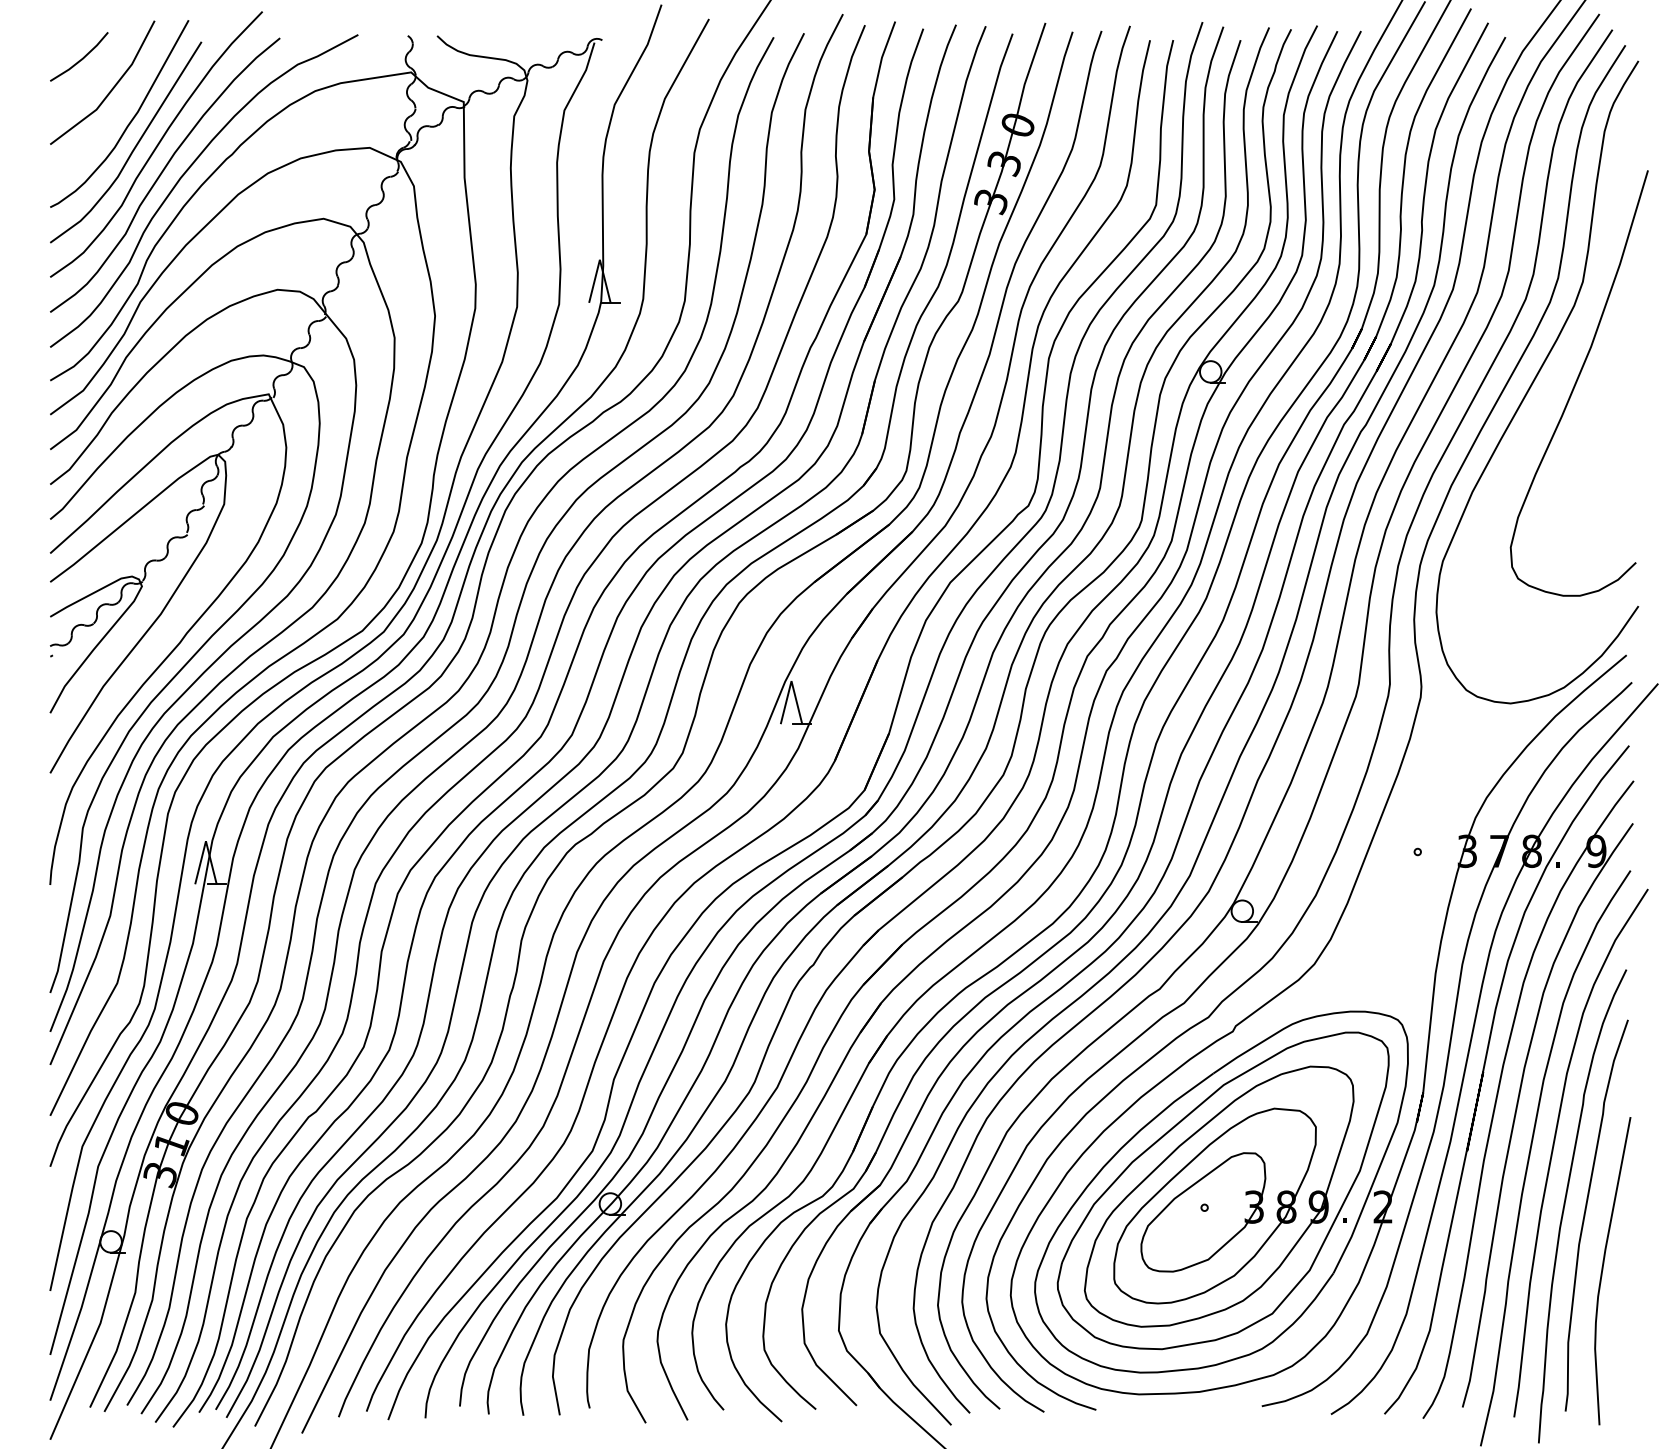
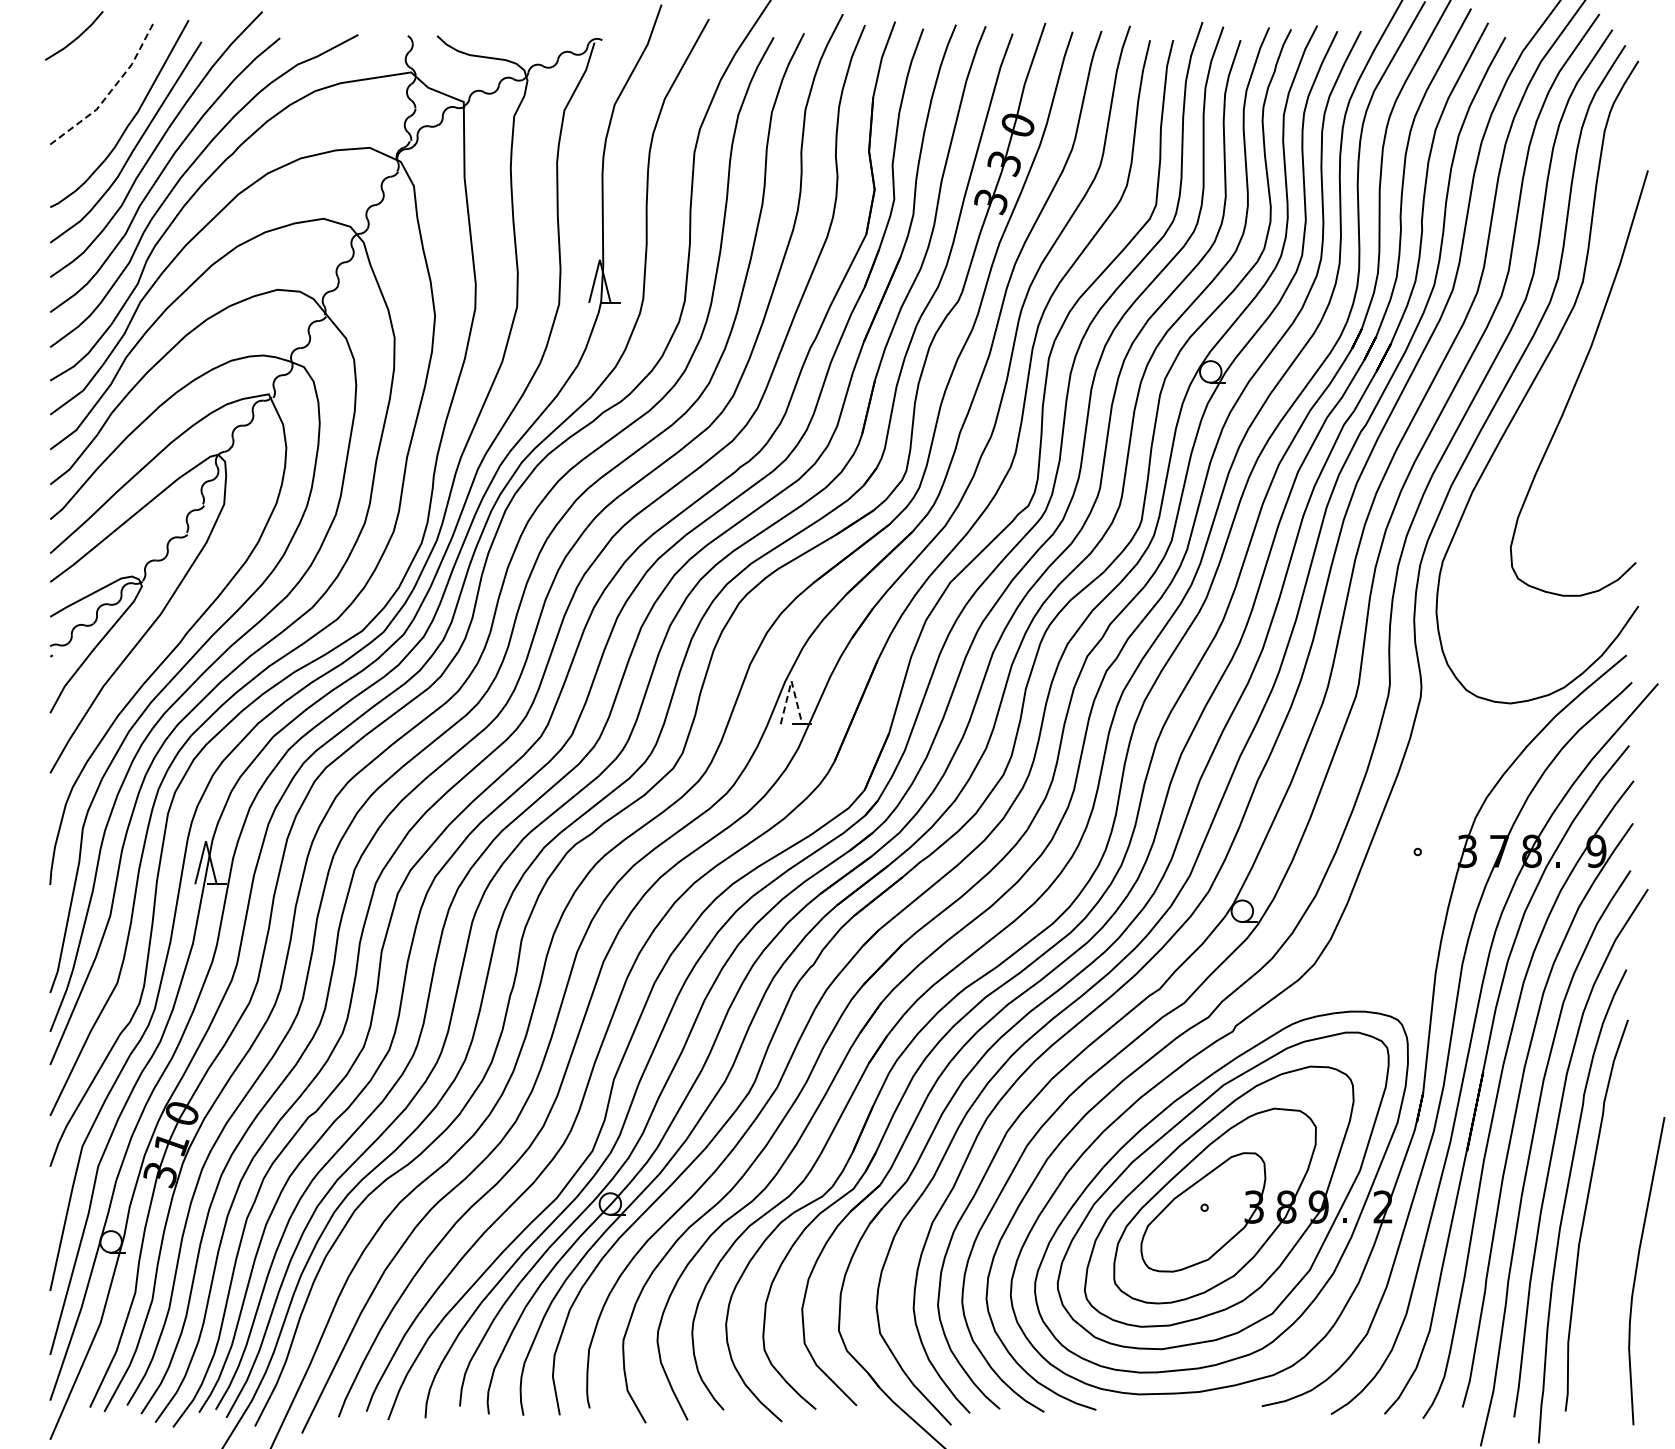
line position: (81, 58) -> (76, 37) (76, 37)
line: solid -> dashed (111, 90)
line: solid -> dashed (791, 681)
curve position: (1603, 1270) -> (1637, 1270) (1637, 1270)
